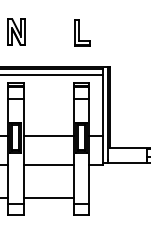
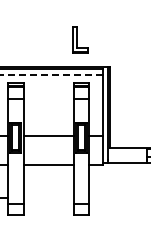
part: present -> none (16, 31)
part position: (82, 32) -> (80, 39) (80, 39)
line: solid -> dashed (51, 75)
line: present -> none (48, 197)
